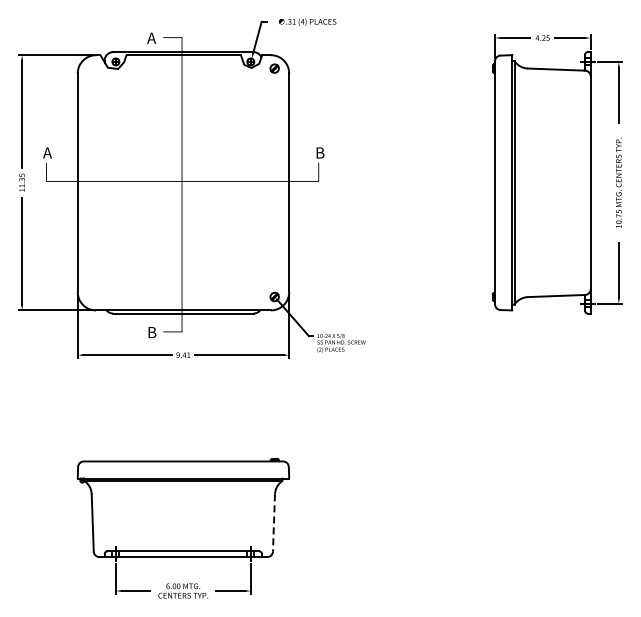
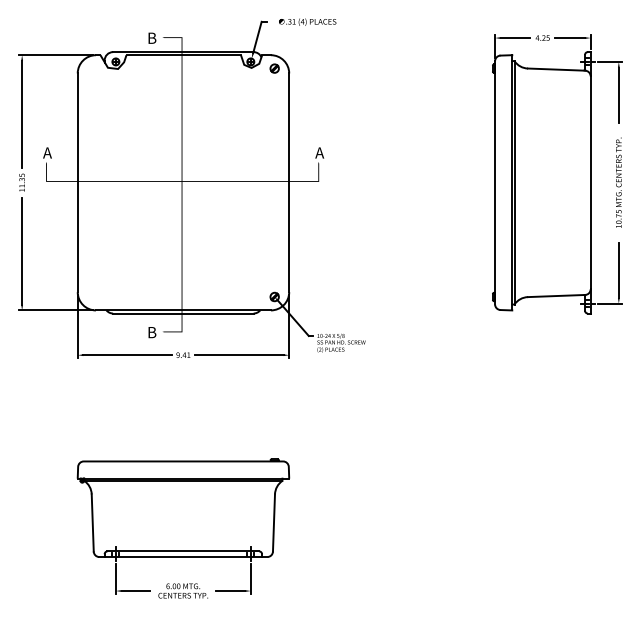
text: A -> B (151, 37)
text: B -> A (319, 152)
line: dashed -> solid (273, 522)
